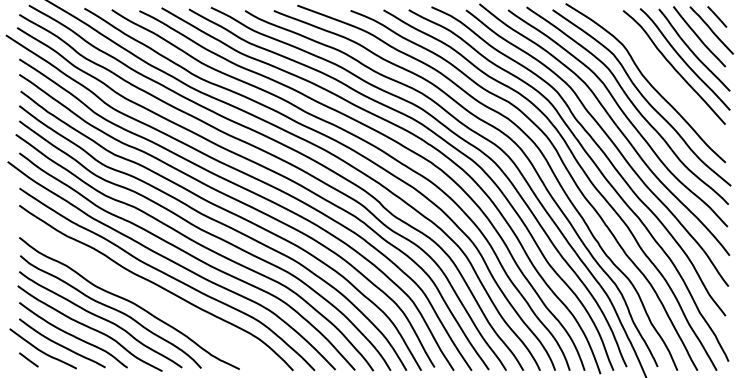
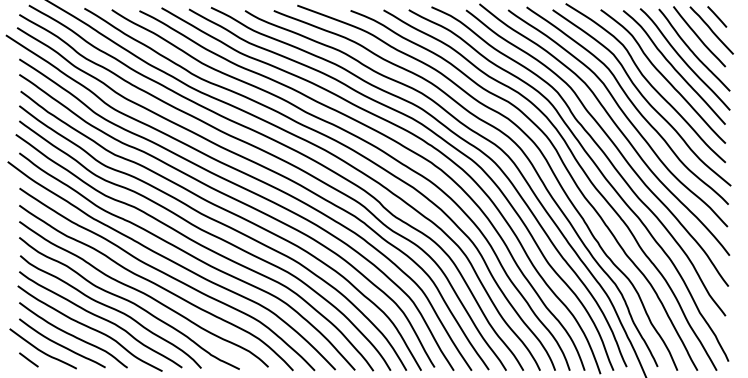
curve: none -> present (663, 76)
curve: none -> present (143, 294)
